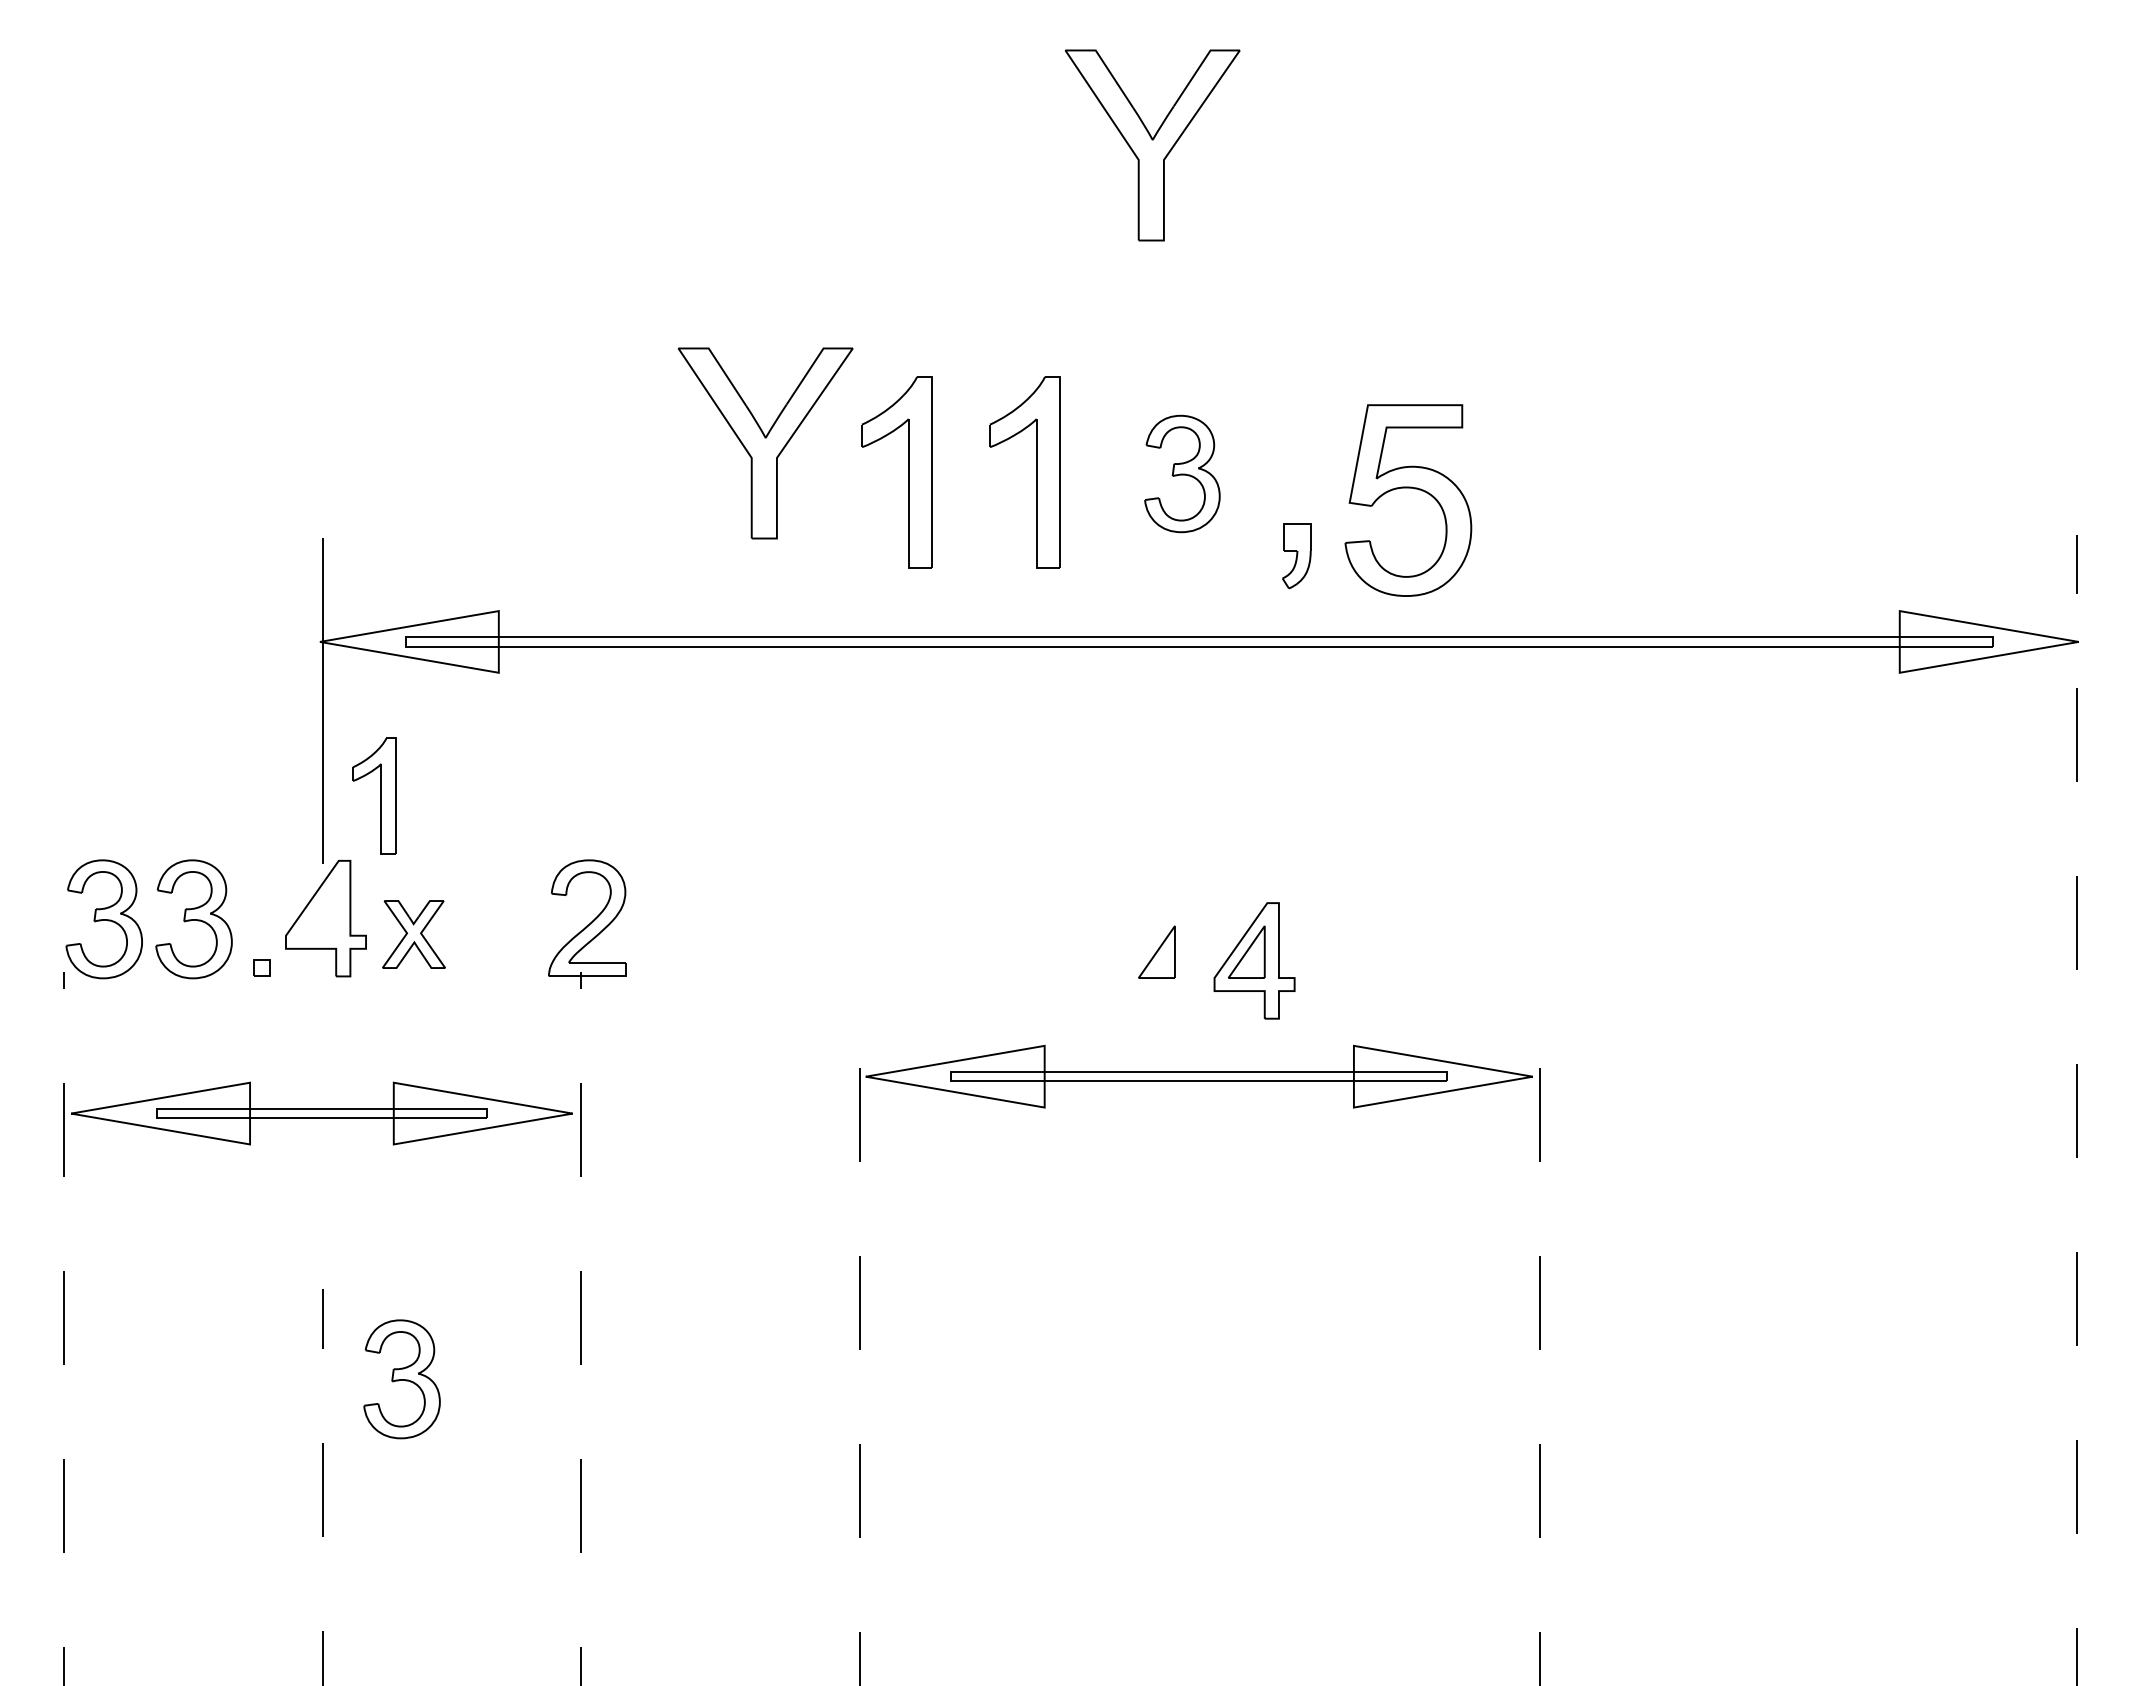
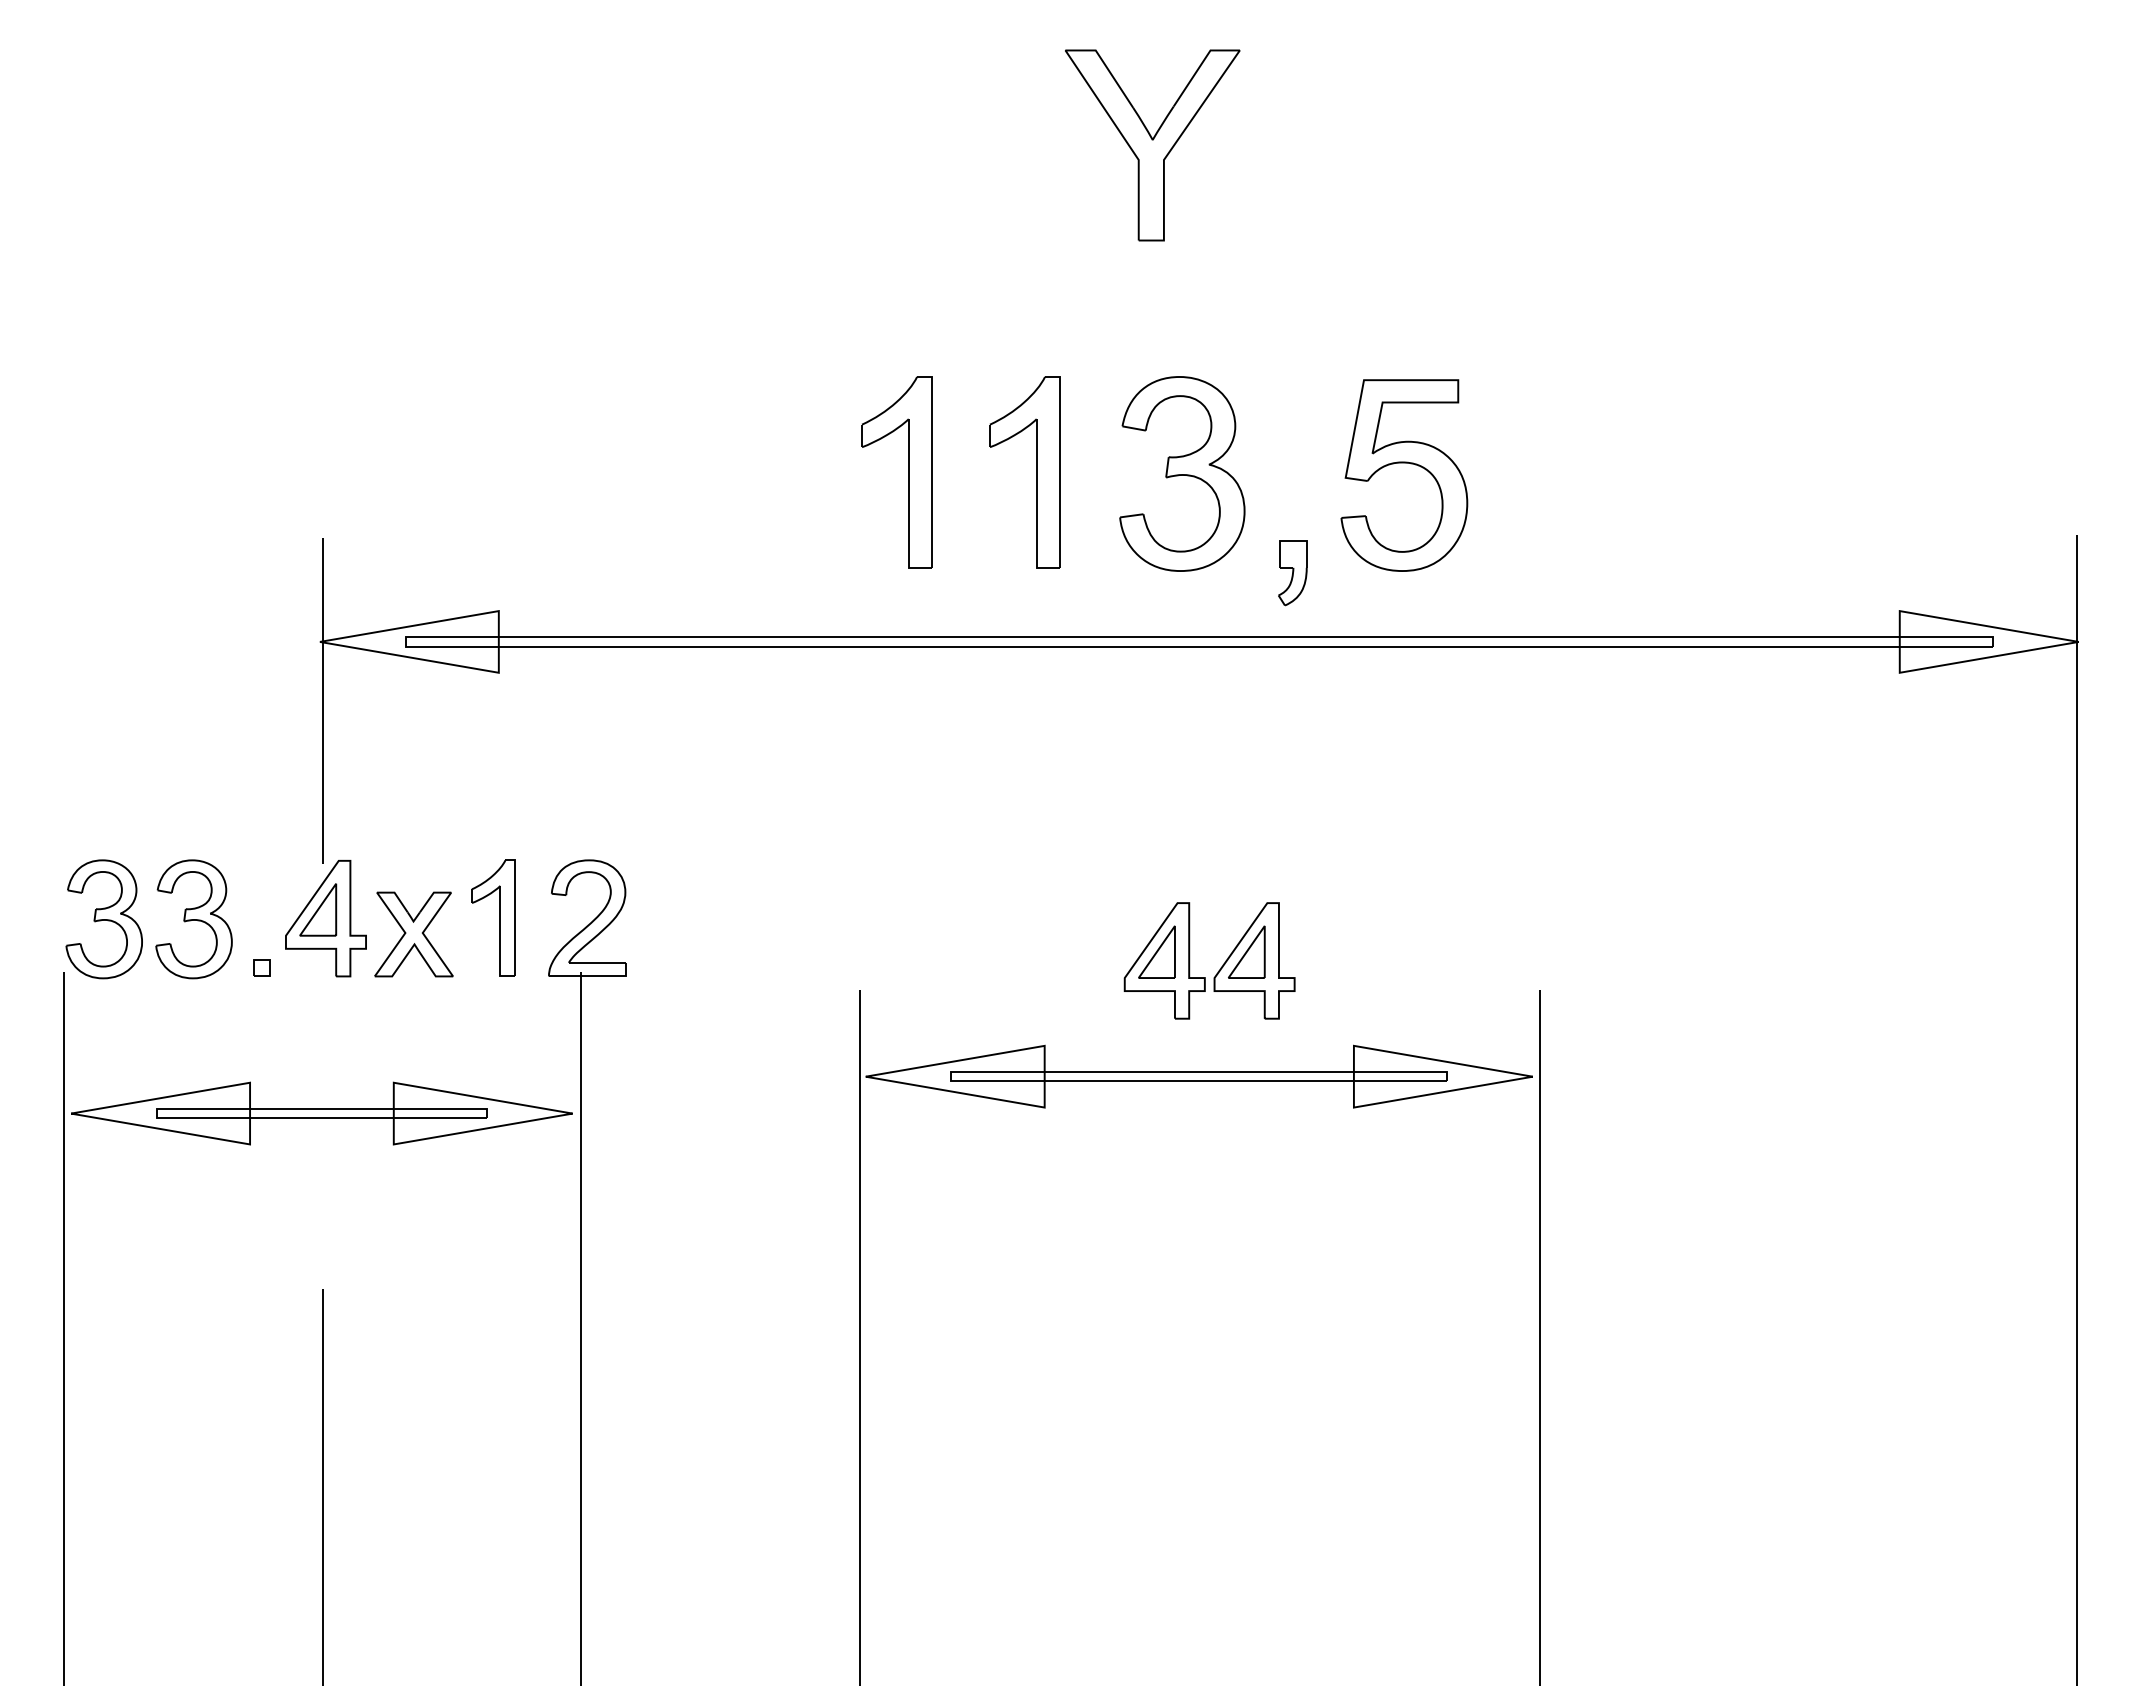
part: present -> none (765, 443)
part size: 77x120 px -> 127x196 px (1182, 473)
part position: (1408, 488) -> (1404, 463) (1404, 463)
part position: (1296, 556) -> (1292, 573) (1292, 573)
part position: (374, 795) -> (493, 917) (493, 917)
part: none -> present (318, 909)
part size: 64x69 px -> 80x87 px (413, 934)
part: none -> present (1164, 960)
line: dashed -> solid (2077, 1110)
line: dashed -> solid (64, 1328)
line: dashed -> solid (580, 1328)
line: dashed -> solid (859, 1338)
line: dashed -> solid (1539, 1338)
part: present -> none (401, 1379)
line: dashed -> solid (322, 1487)
